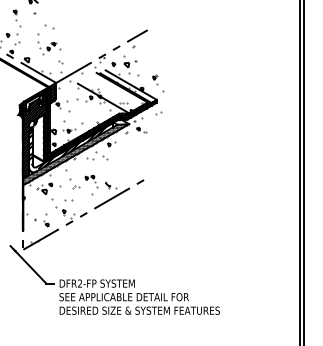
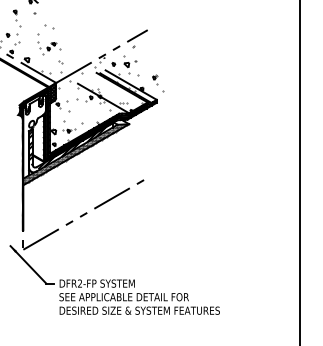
hatch: present -> none (34, 136)
line: present -> none (303, 172)
hatch: present -> none (92, 176)
